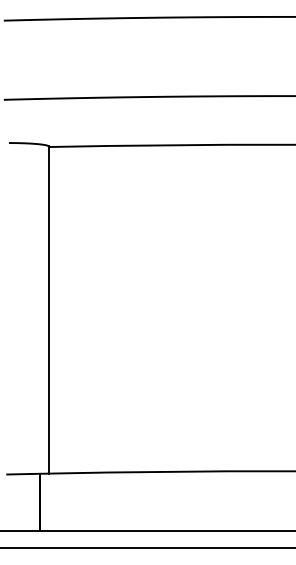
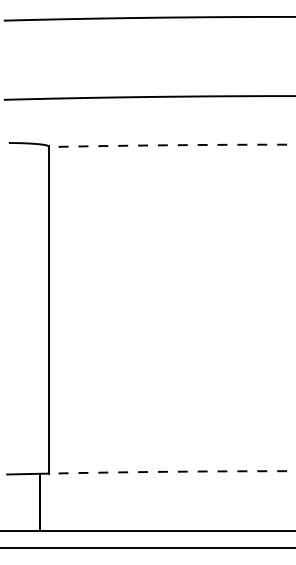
line: solid -> dashed (171, 145)
line: solid -> dashed (171, 471)
